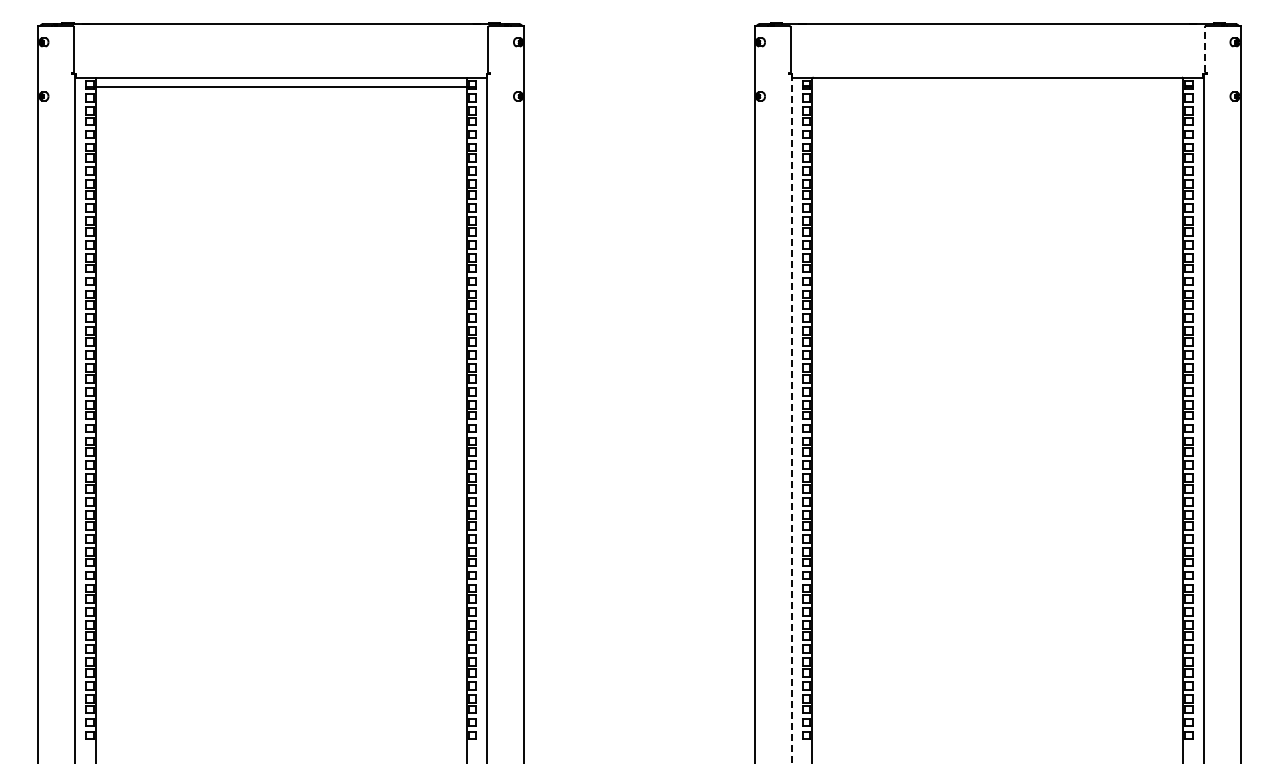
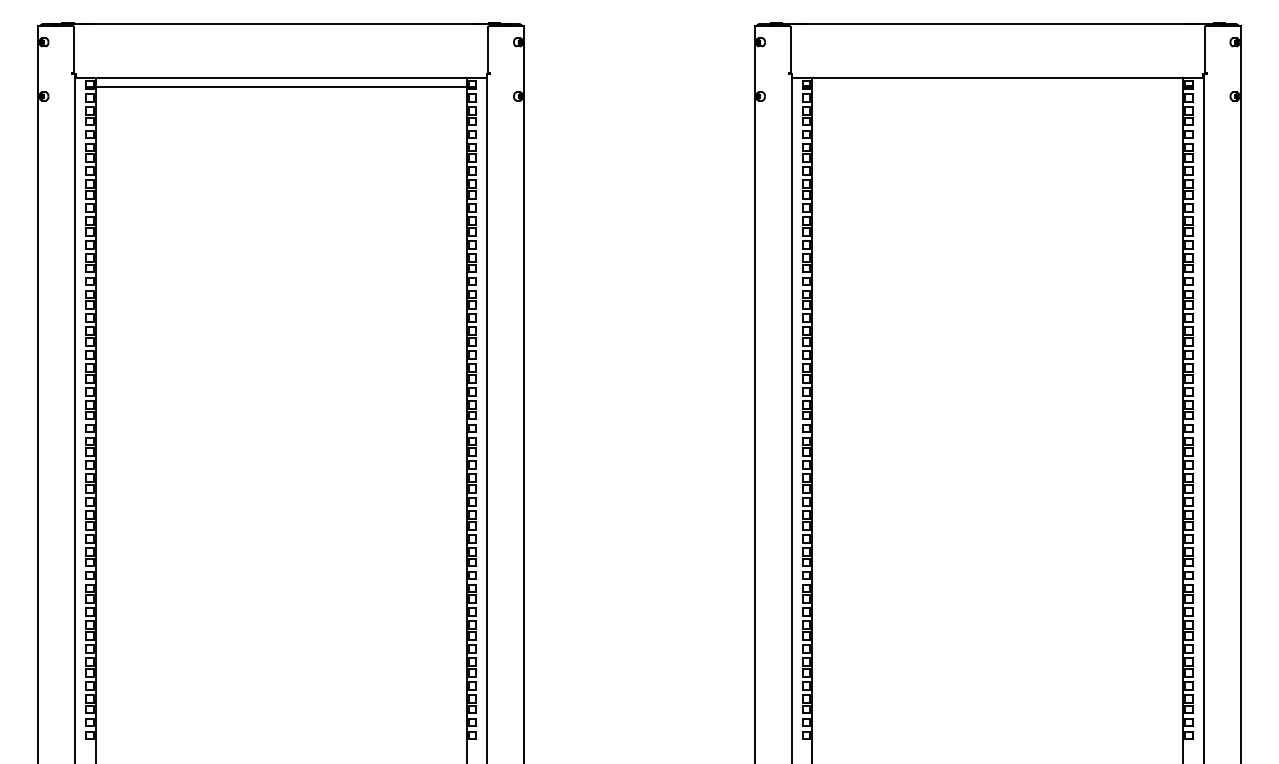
line: dashed -> solid (1205, 49)
line: dashed -> solid (791, 419)
